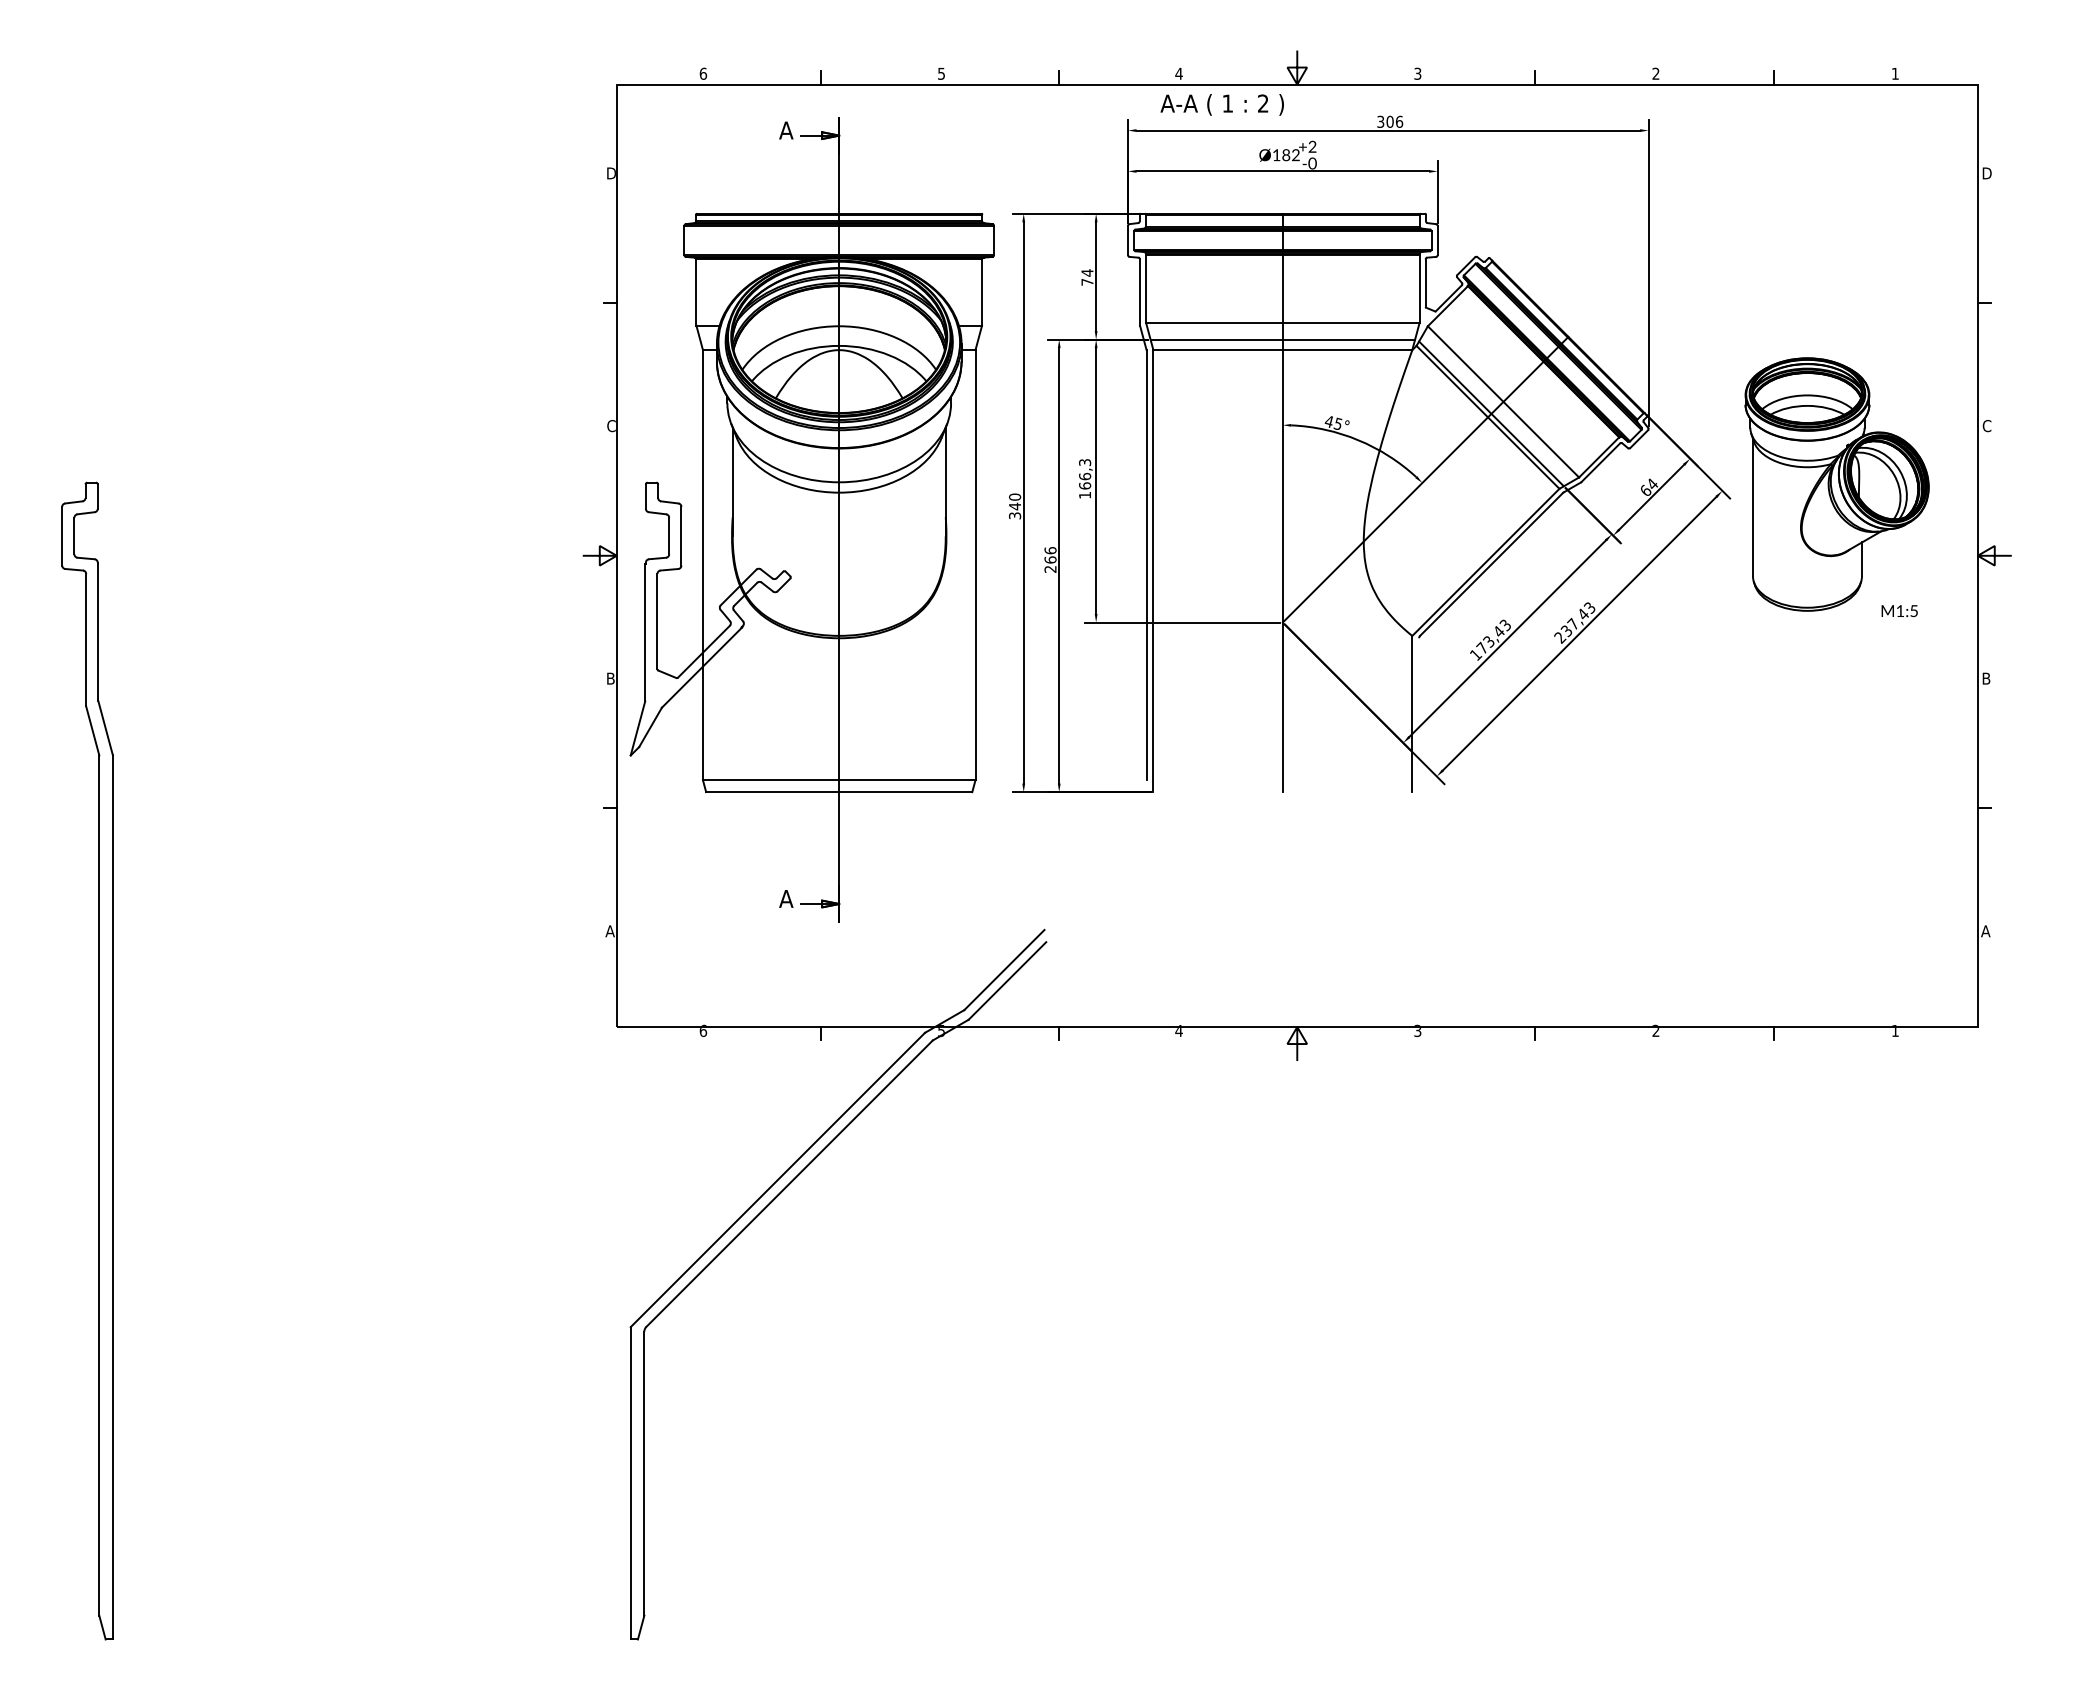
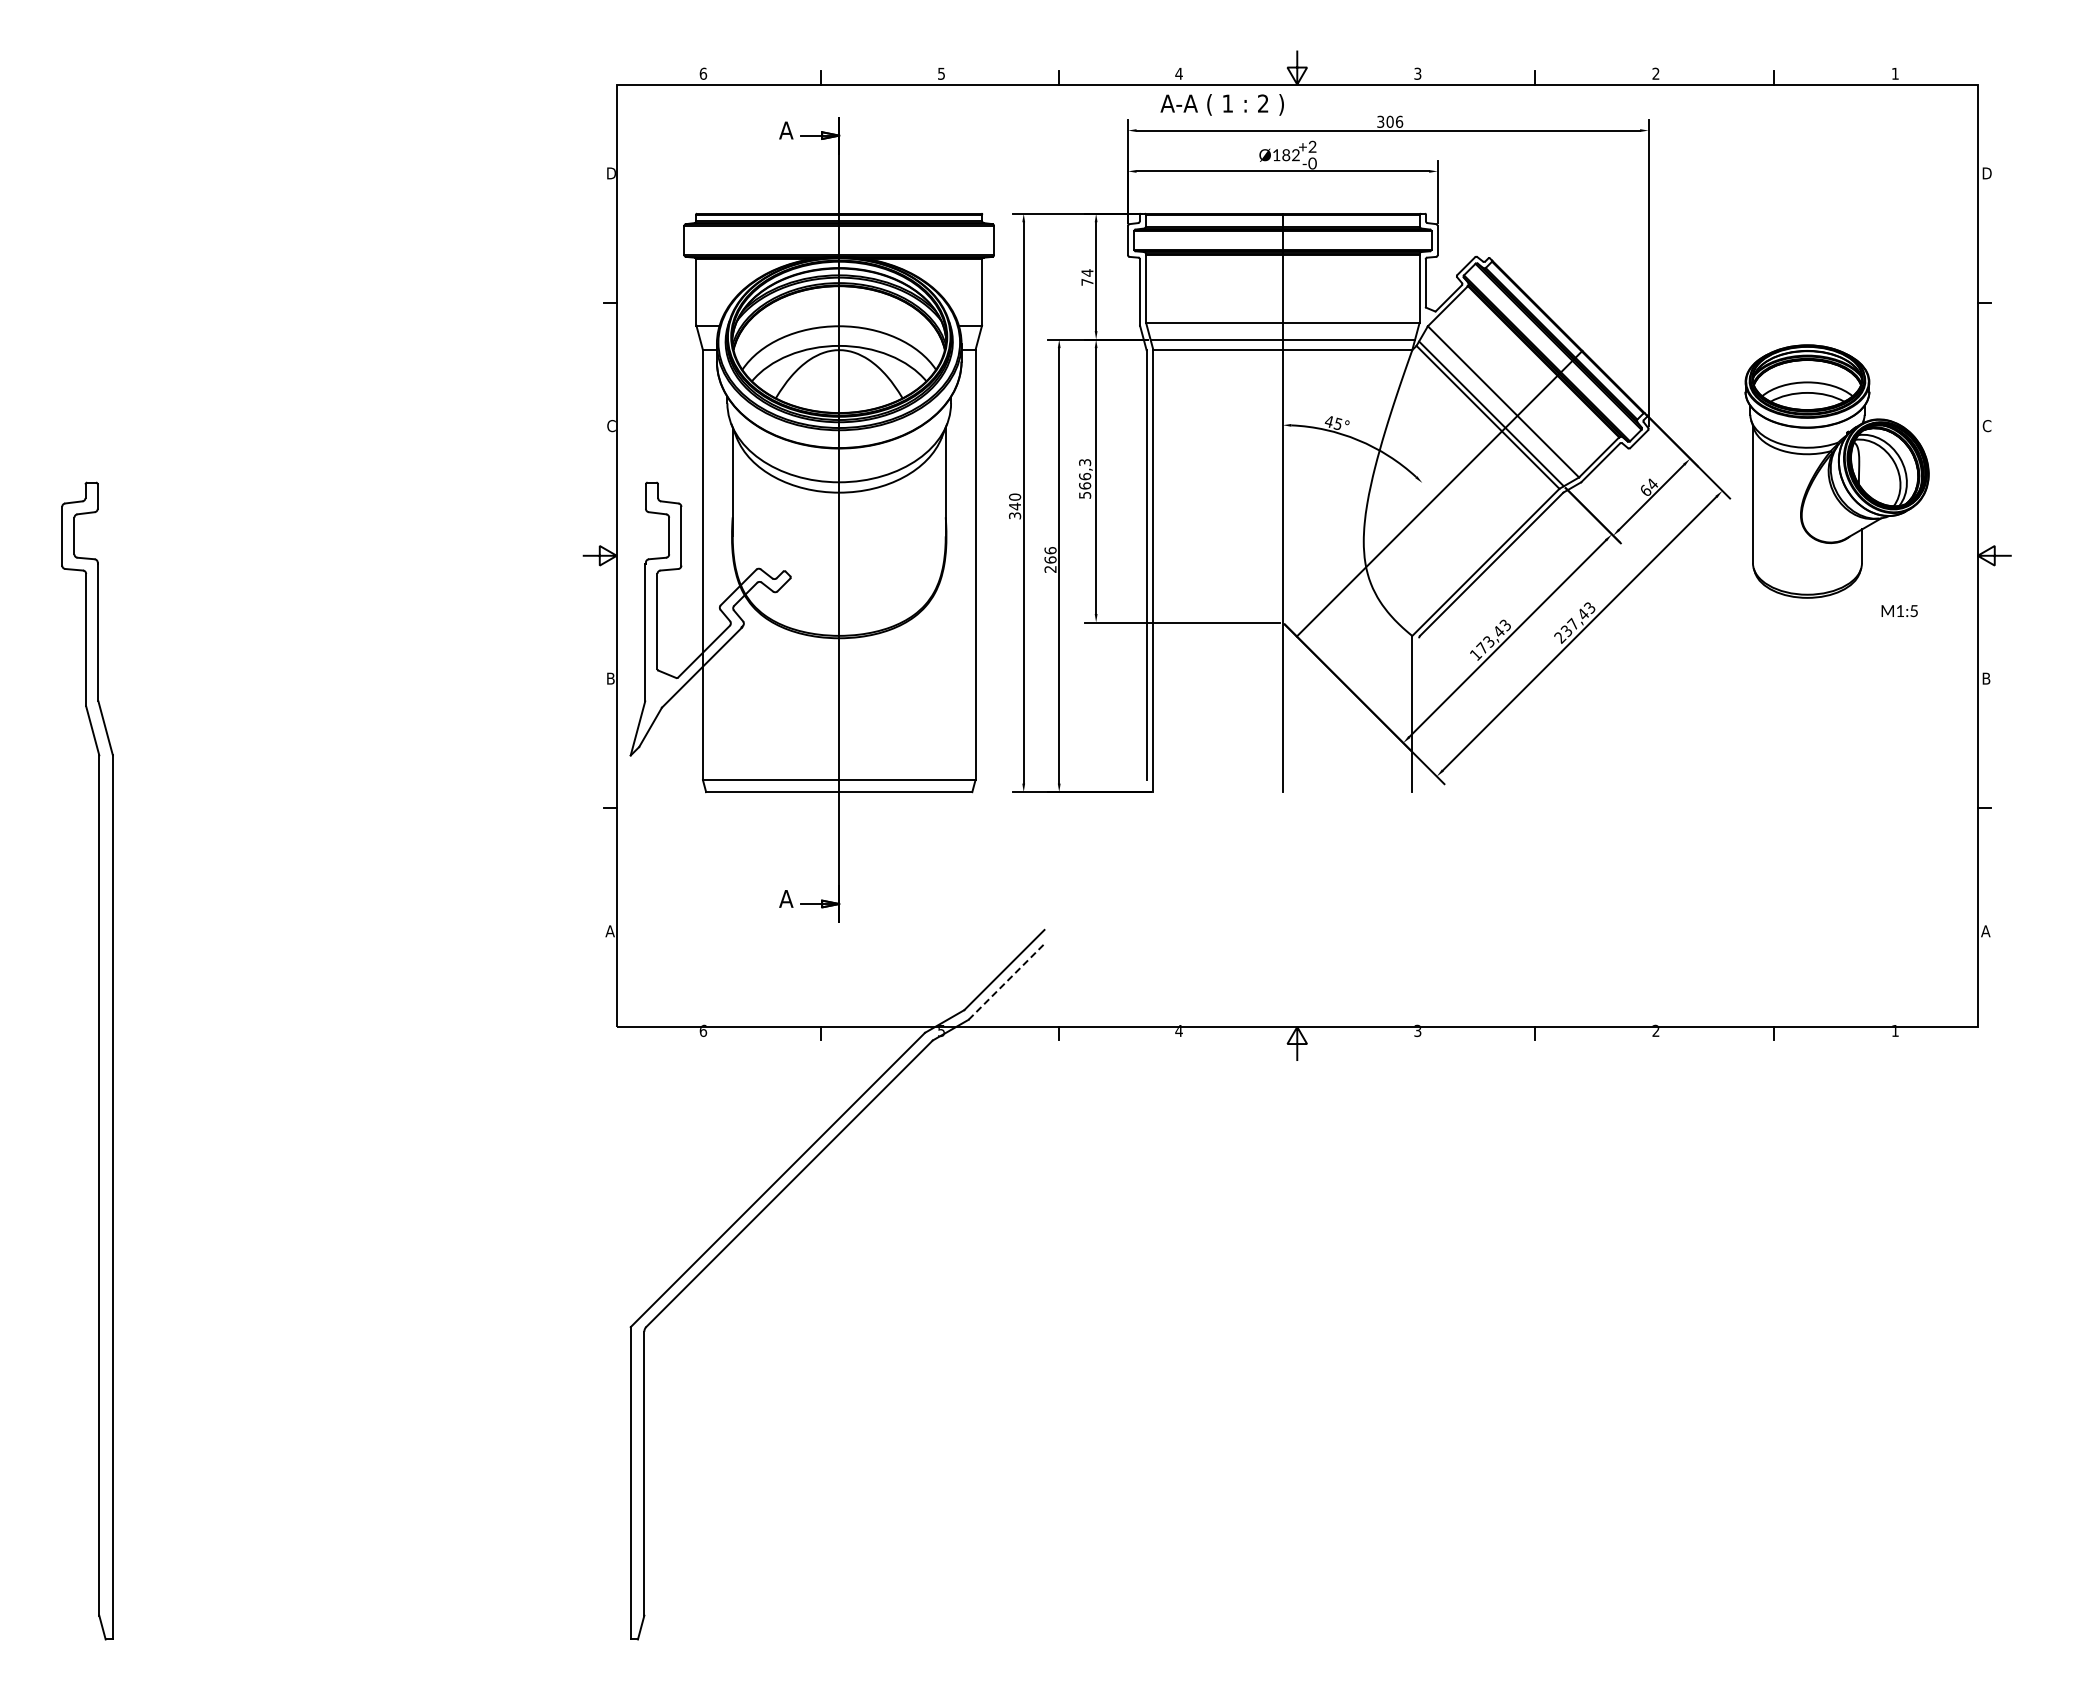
line position: (1425, 479) -> (1439, 493) (1439, 493)
part position: (1836, 484) -> (1836, 471) (1836, 471)
text: 166,3 -> 566,3 (1085, 495)
line: solid -> dashed (1007, 980)
